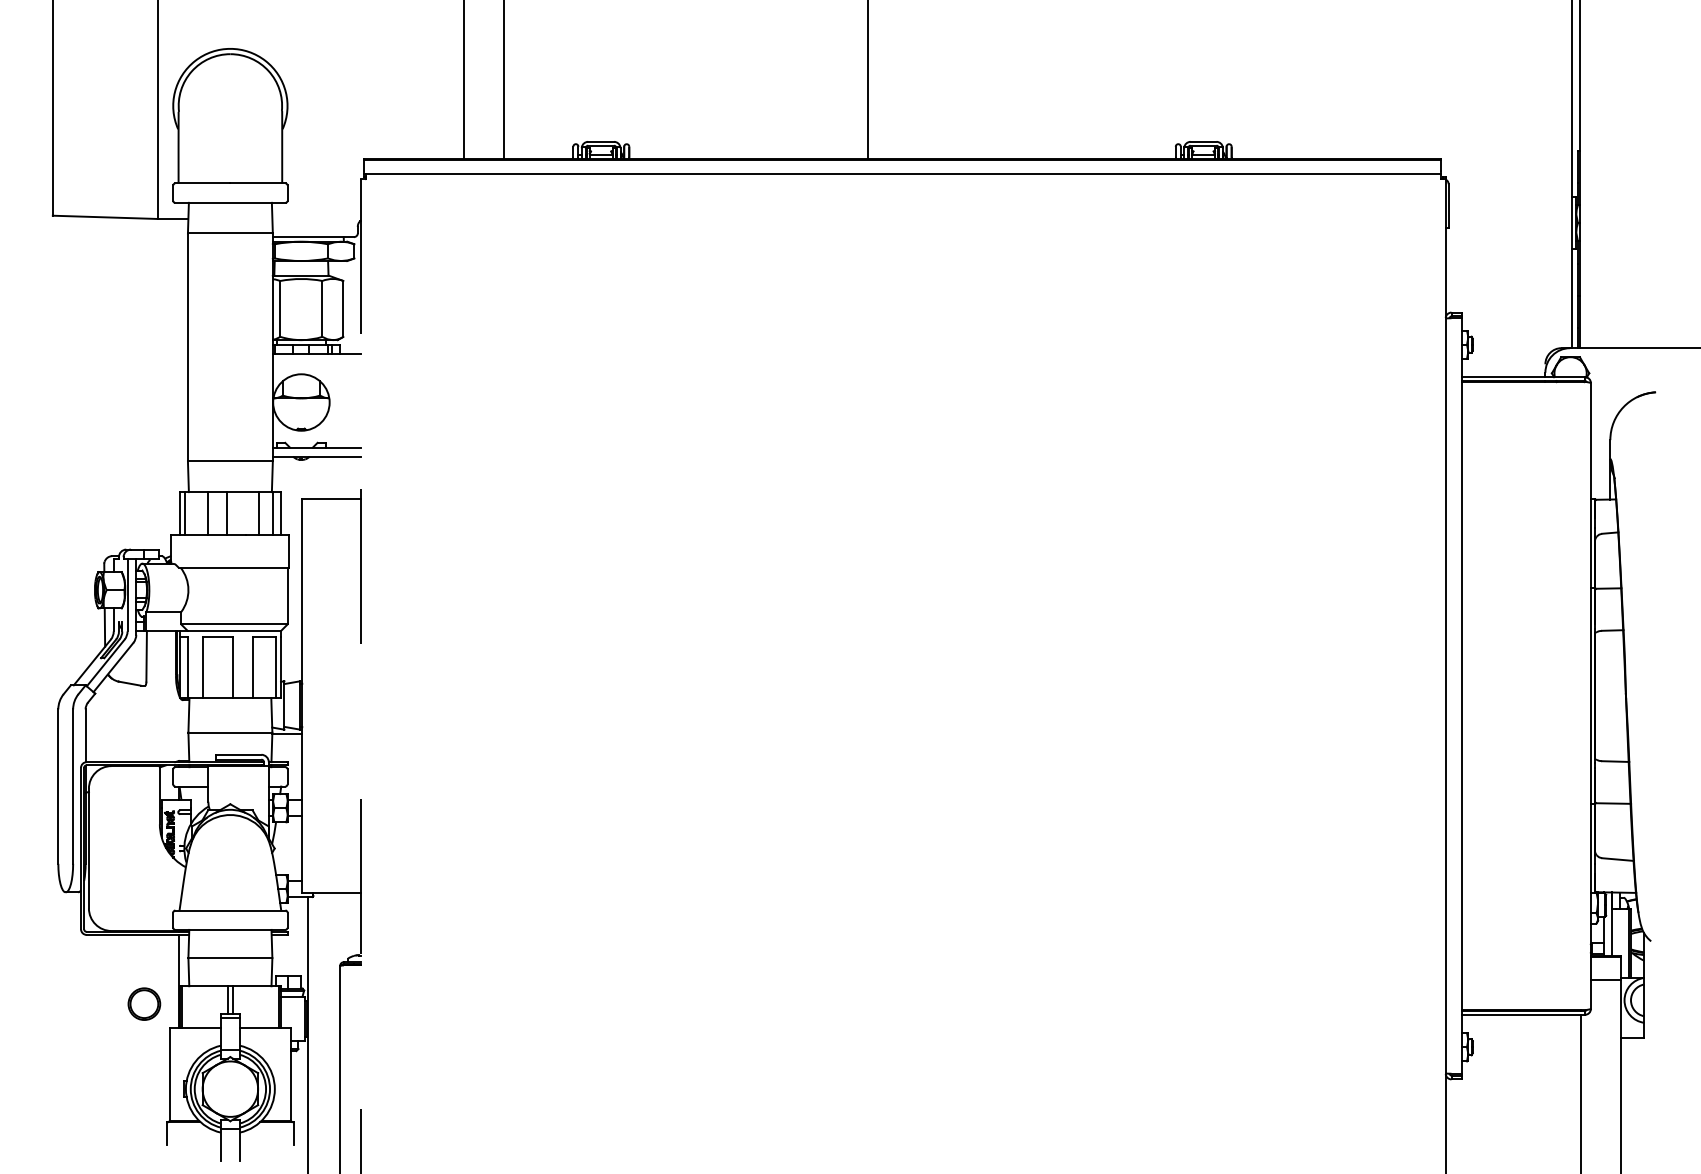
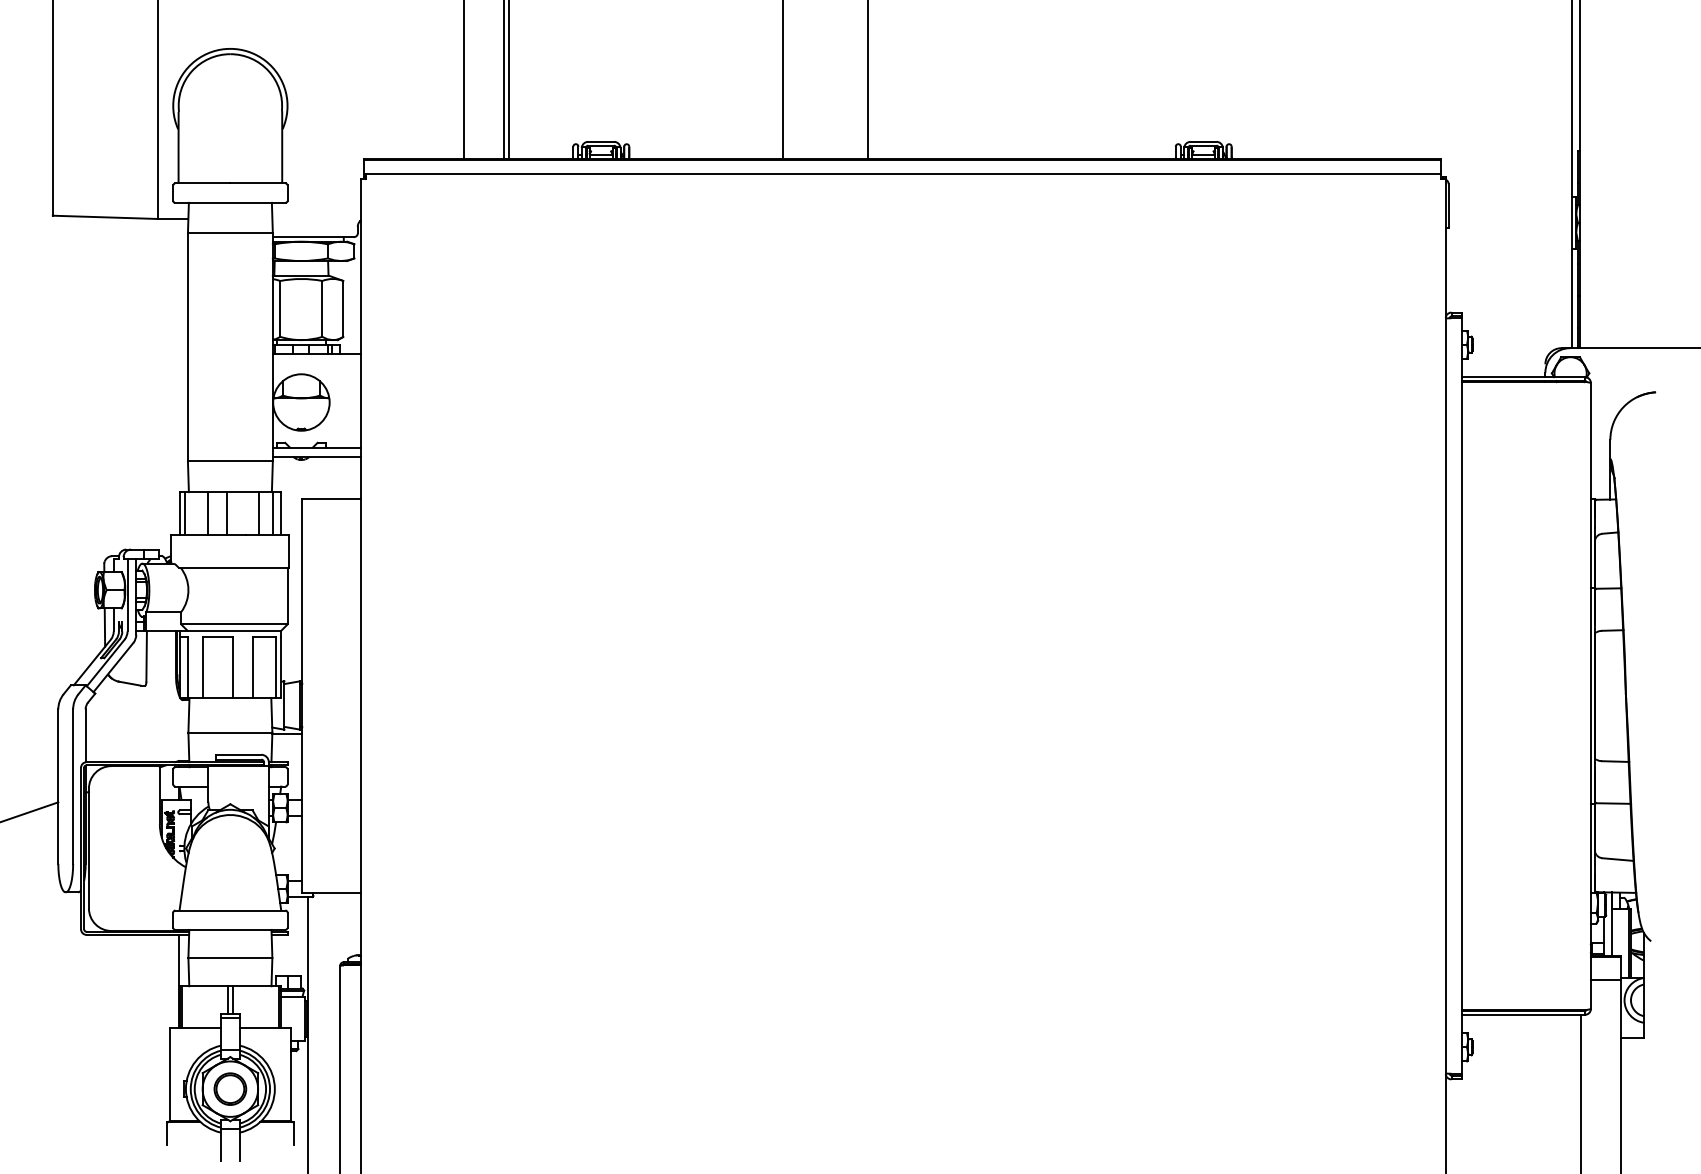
line: none -> present (508, 80)
line: none -> present (783, 80)
line: dashed -> solid (360, 676)
line: none -> present (30, 811)
part position: (144, 1003) -> (230, 1088) (230, 1088)
